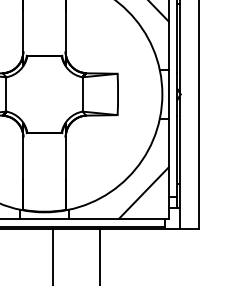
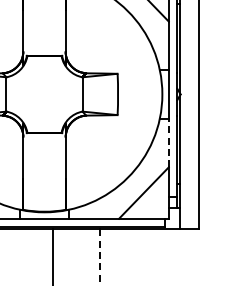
line: solid -> dashed (168, 142)
line: solid -> dashed (100, 257)
